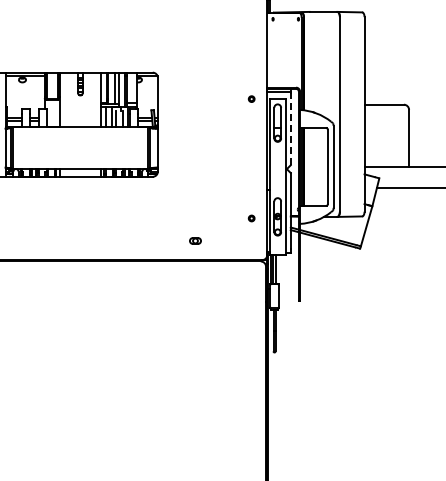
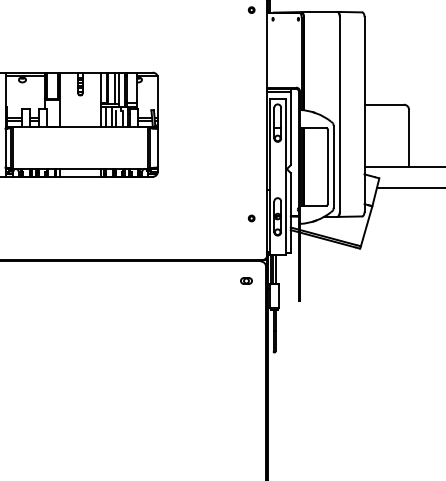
part position: (251, 98) -> (251, 9) (251, 9)
line: dashed -> solid (290, 128)
part position: (195, 240) -> (246, 280) (246, 280)
